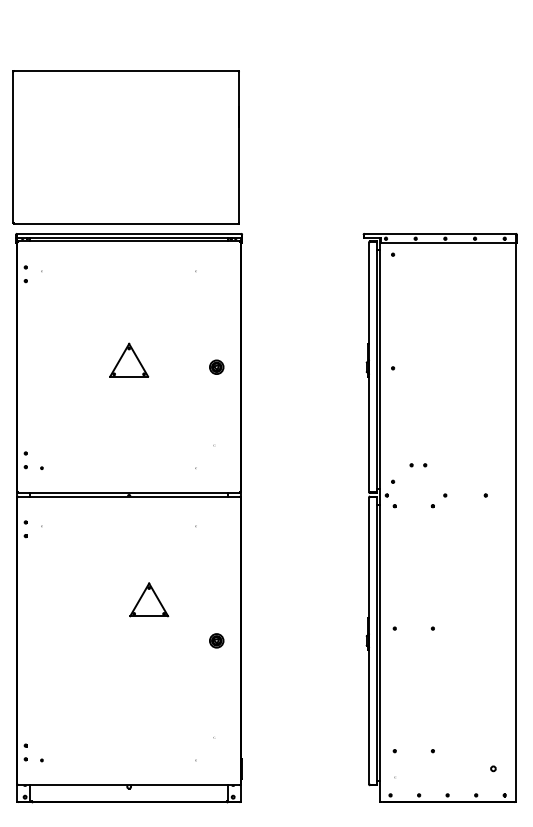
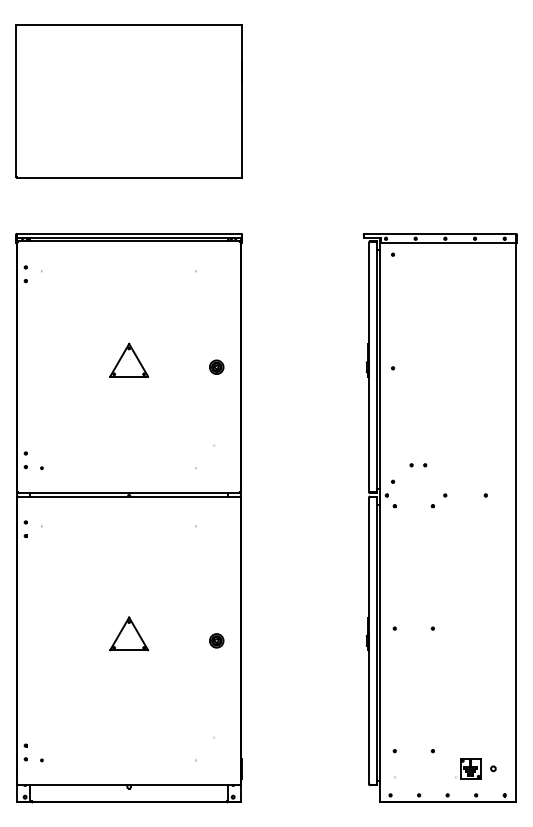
part position: (125, 147) -> (128, 101) (128, 101)
part position: (149, 599) -> (129, 633) (129, 633)
part: none -> present (468, 768)
